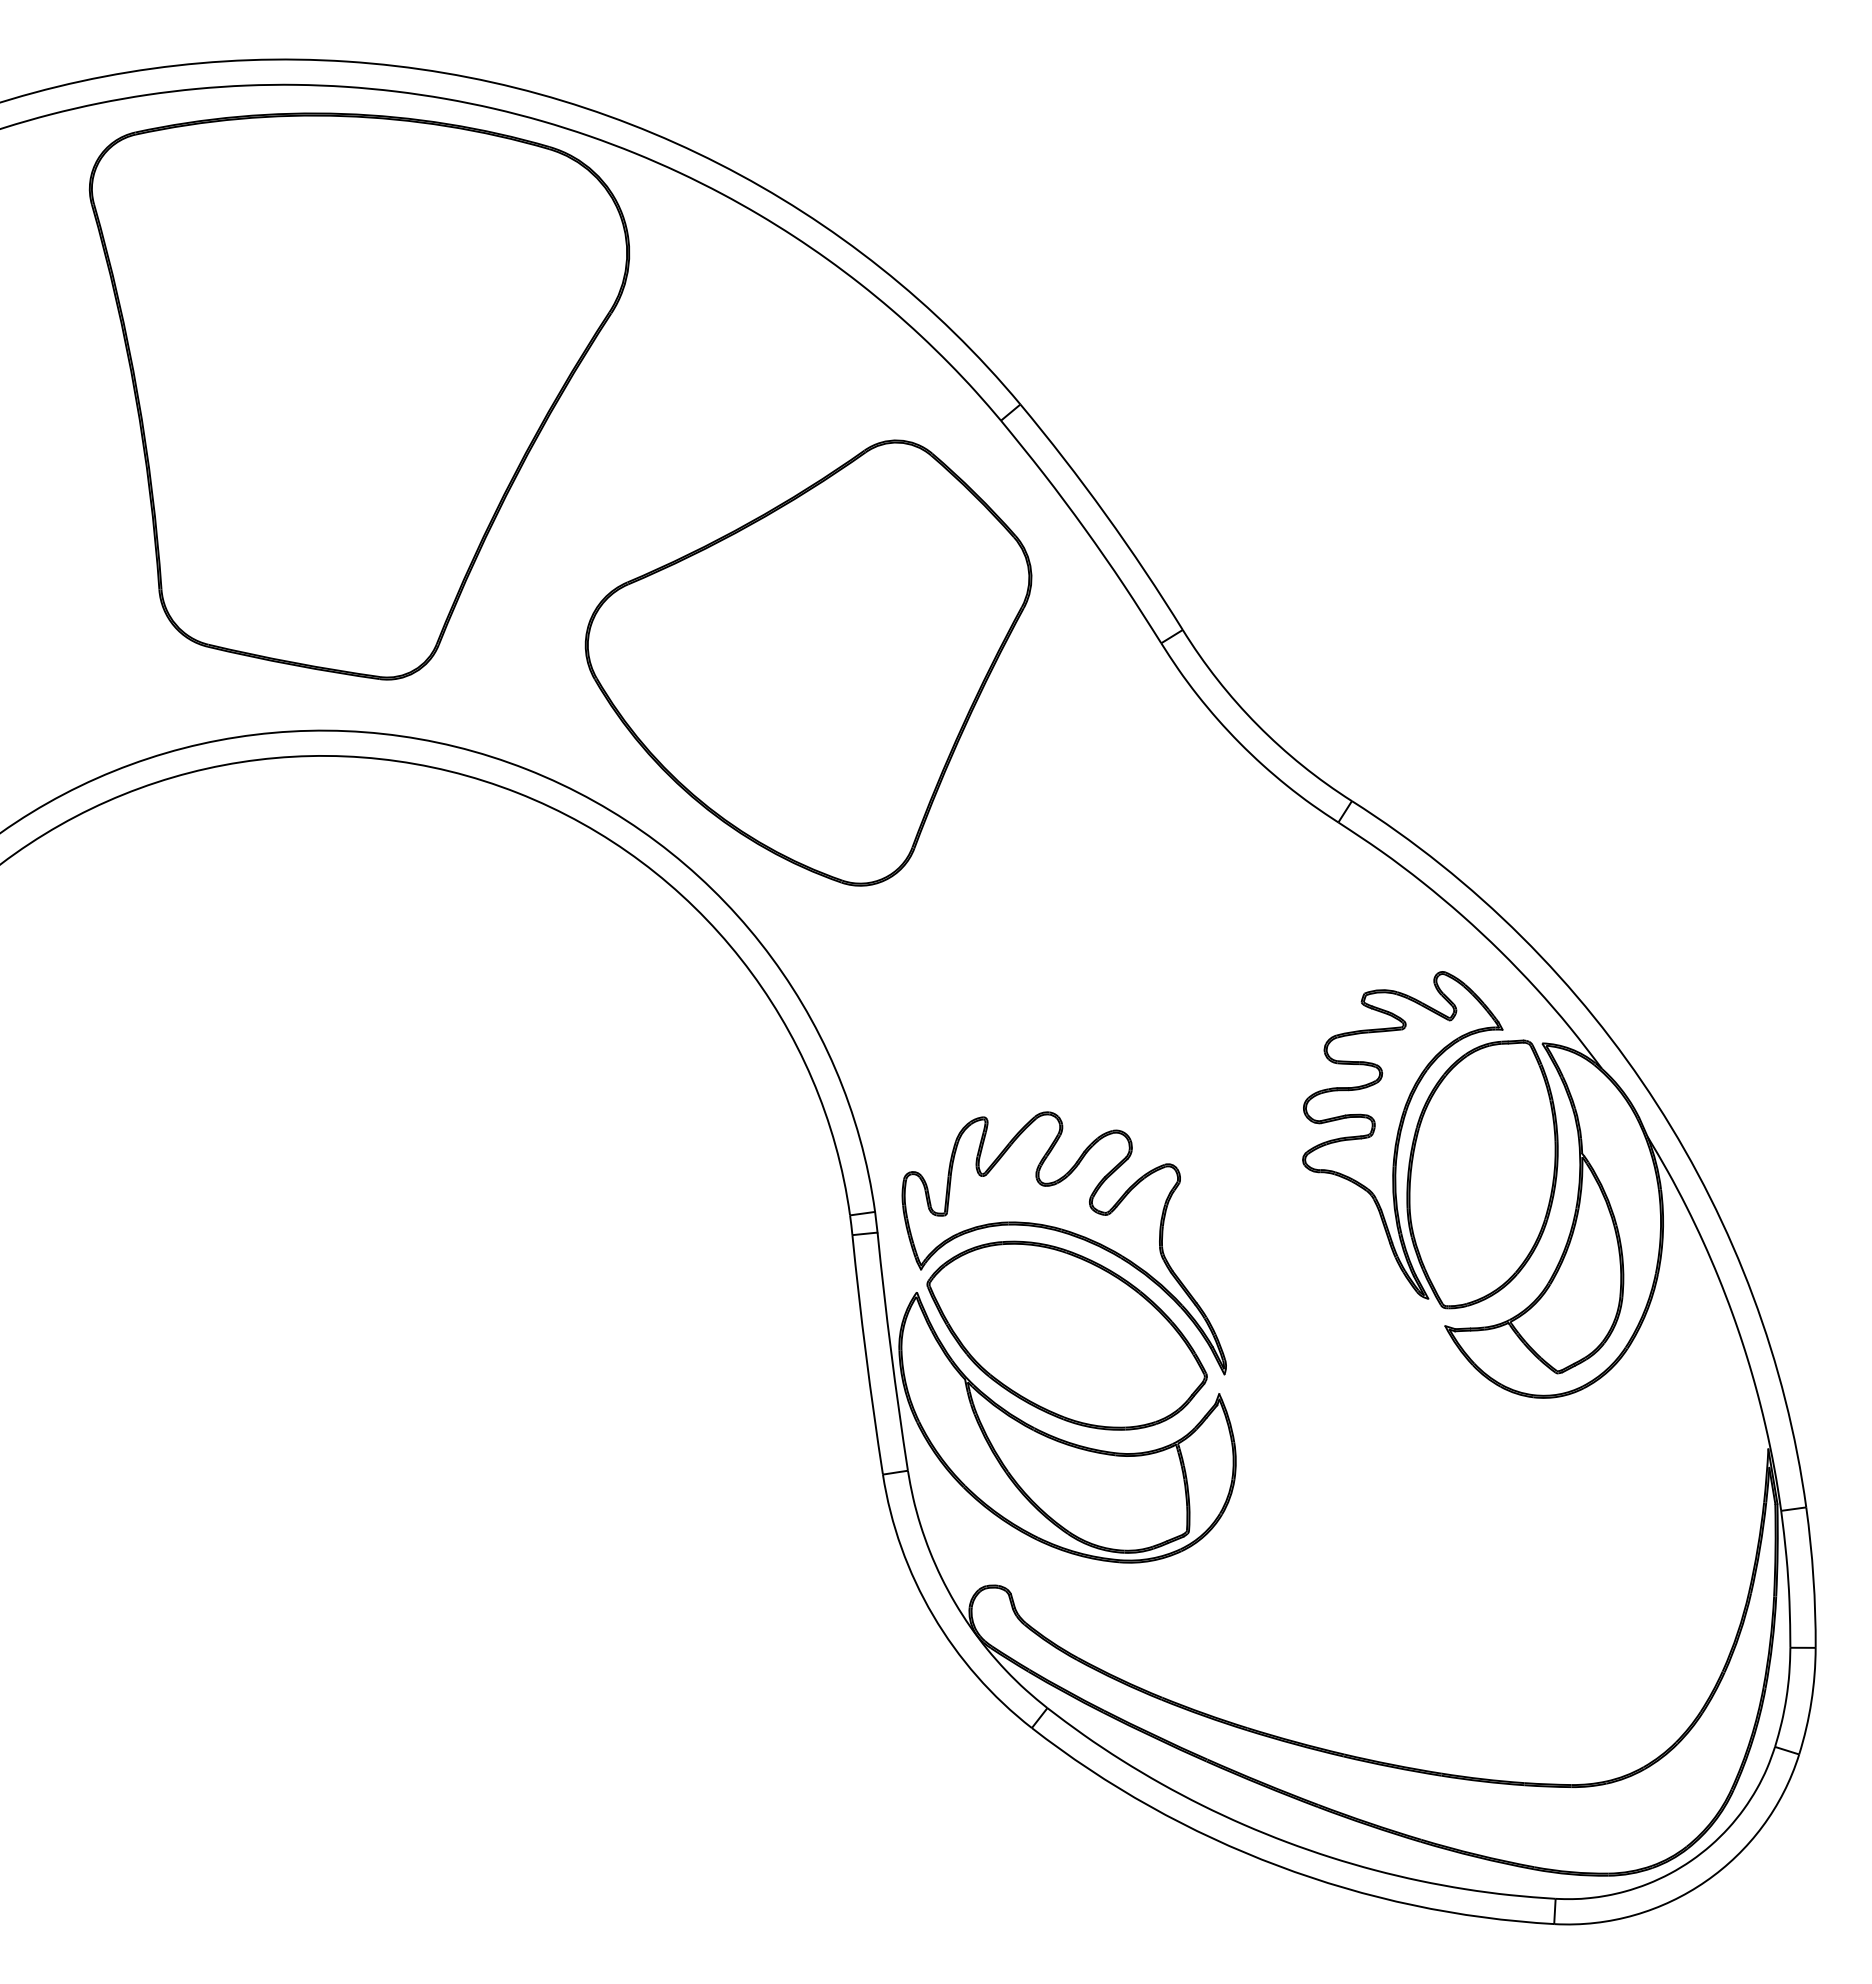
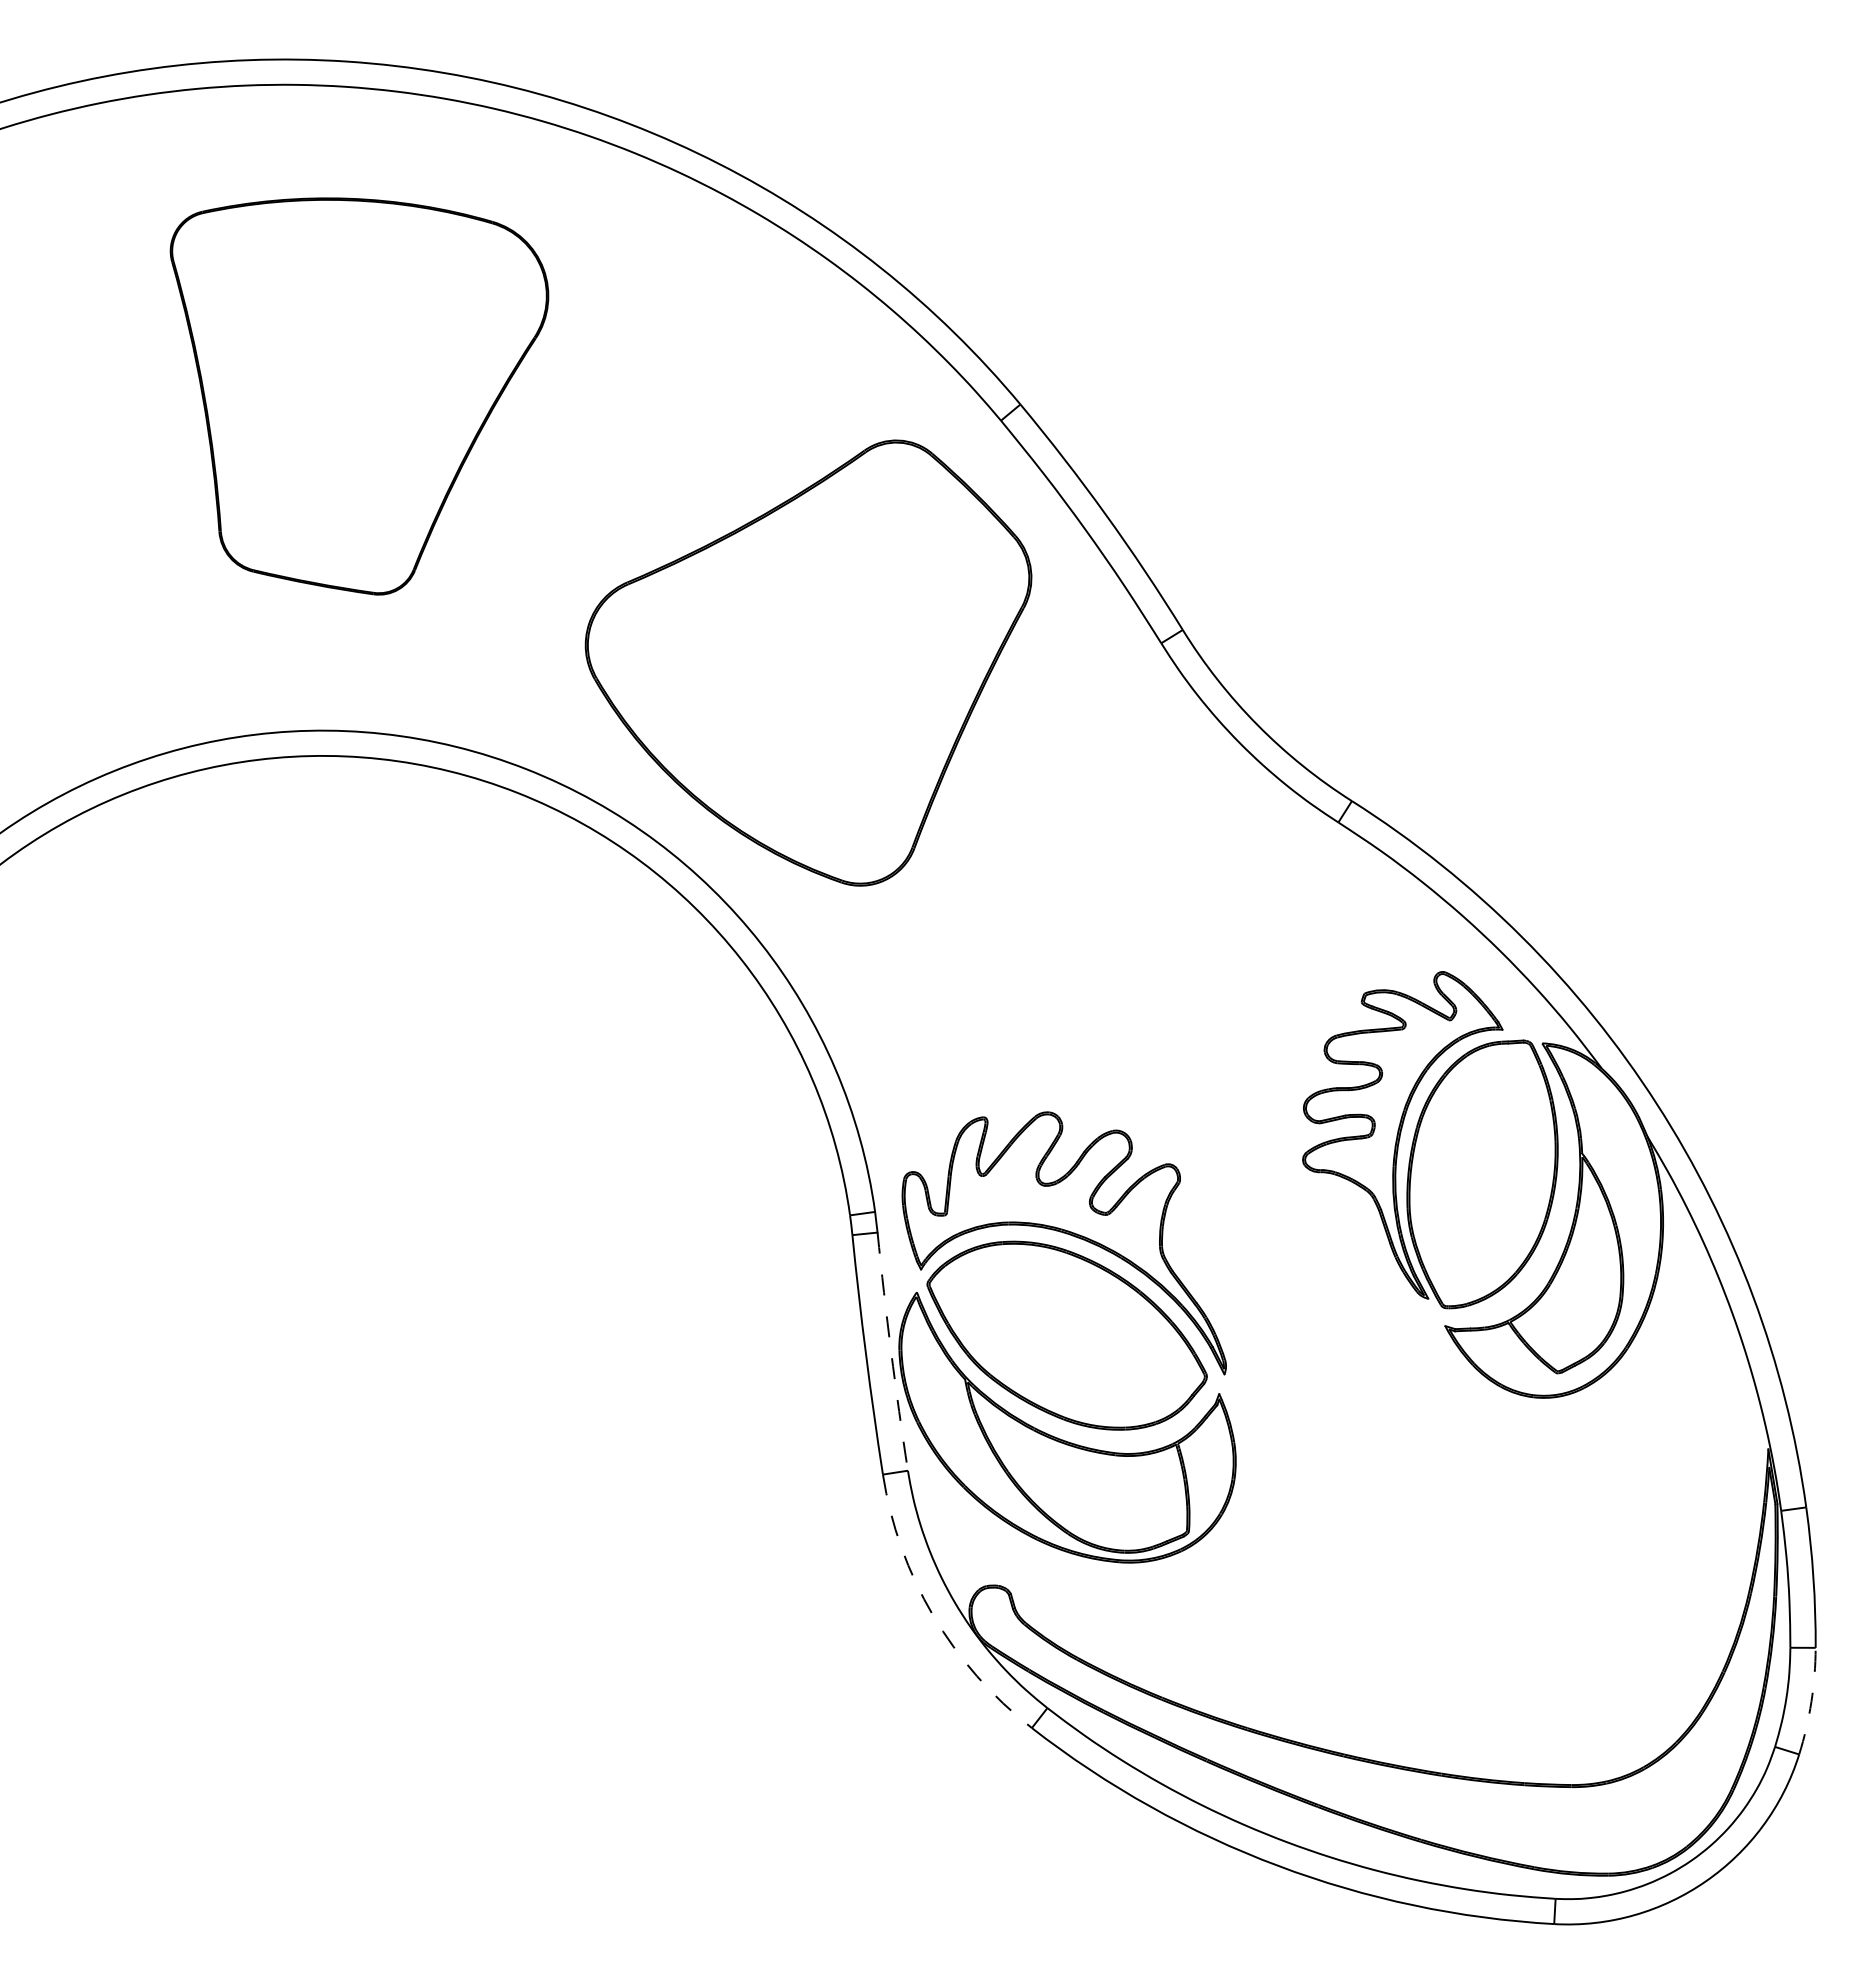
part size: 543x569 px -> 381x399 px (359, 396)
arc: solid -> dashed (891, 1351)
arc: solid -> dashed (933, 1615)
arc: solid -> dashed (1811, 1701)
